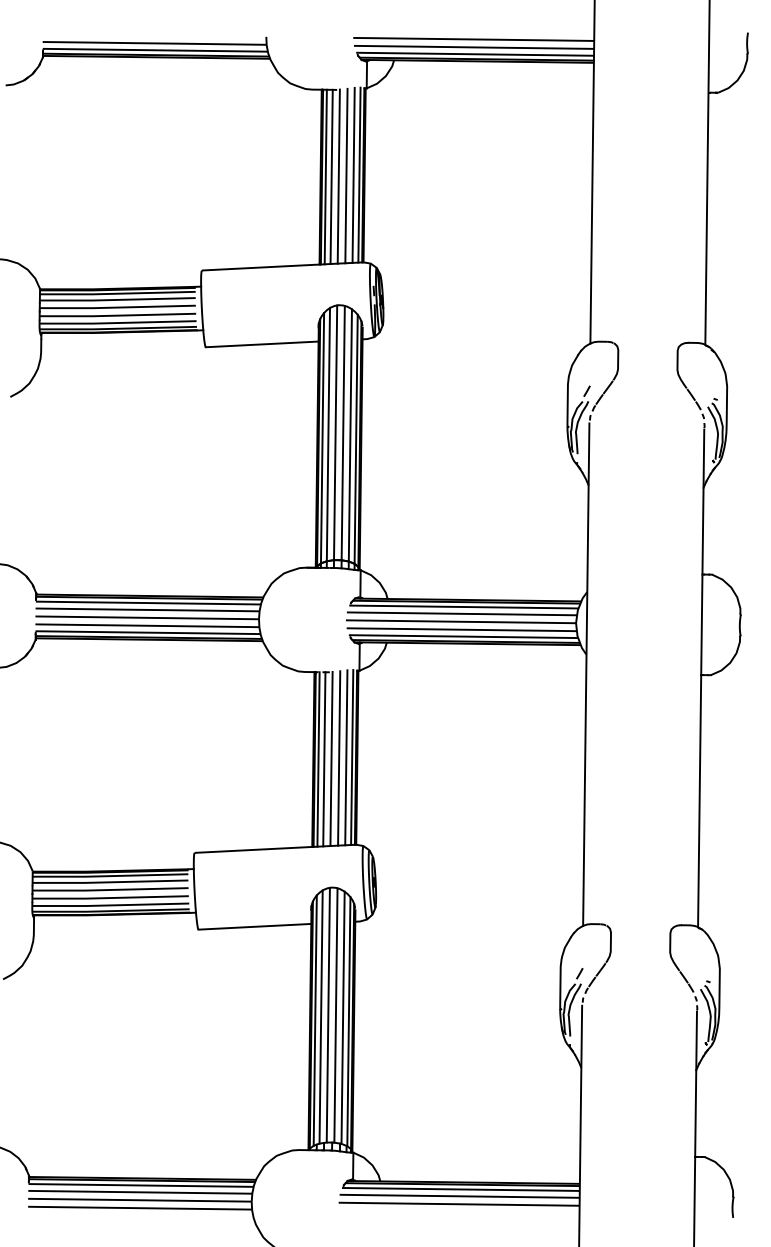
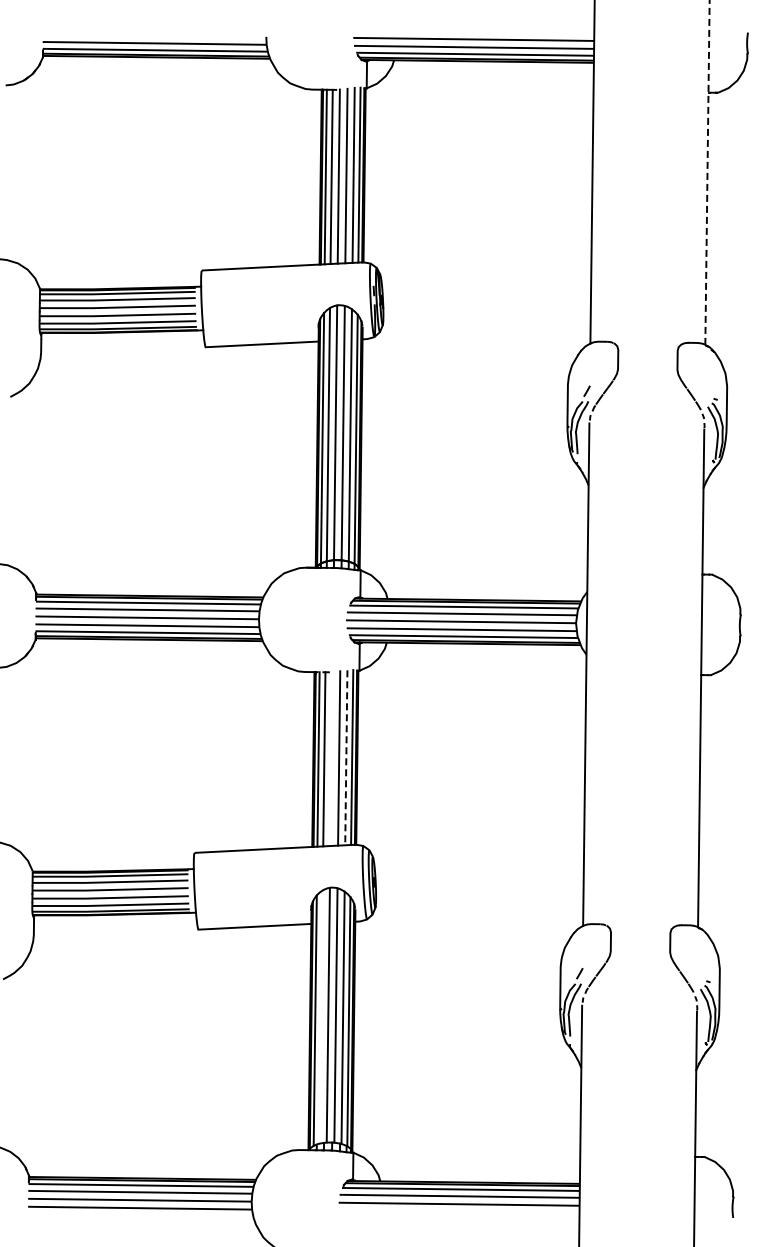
line: solid -> dashed (707, 171)
line: present -> none (331, 758)
line: solid -> dashed (346, 758)
line: present -> none (320, 1016)
